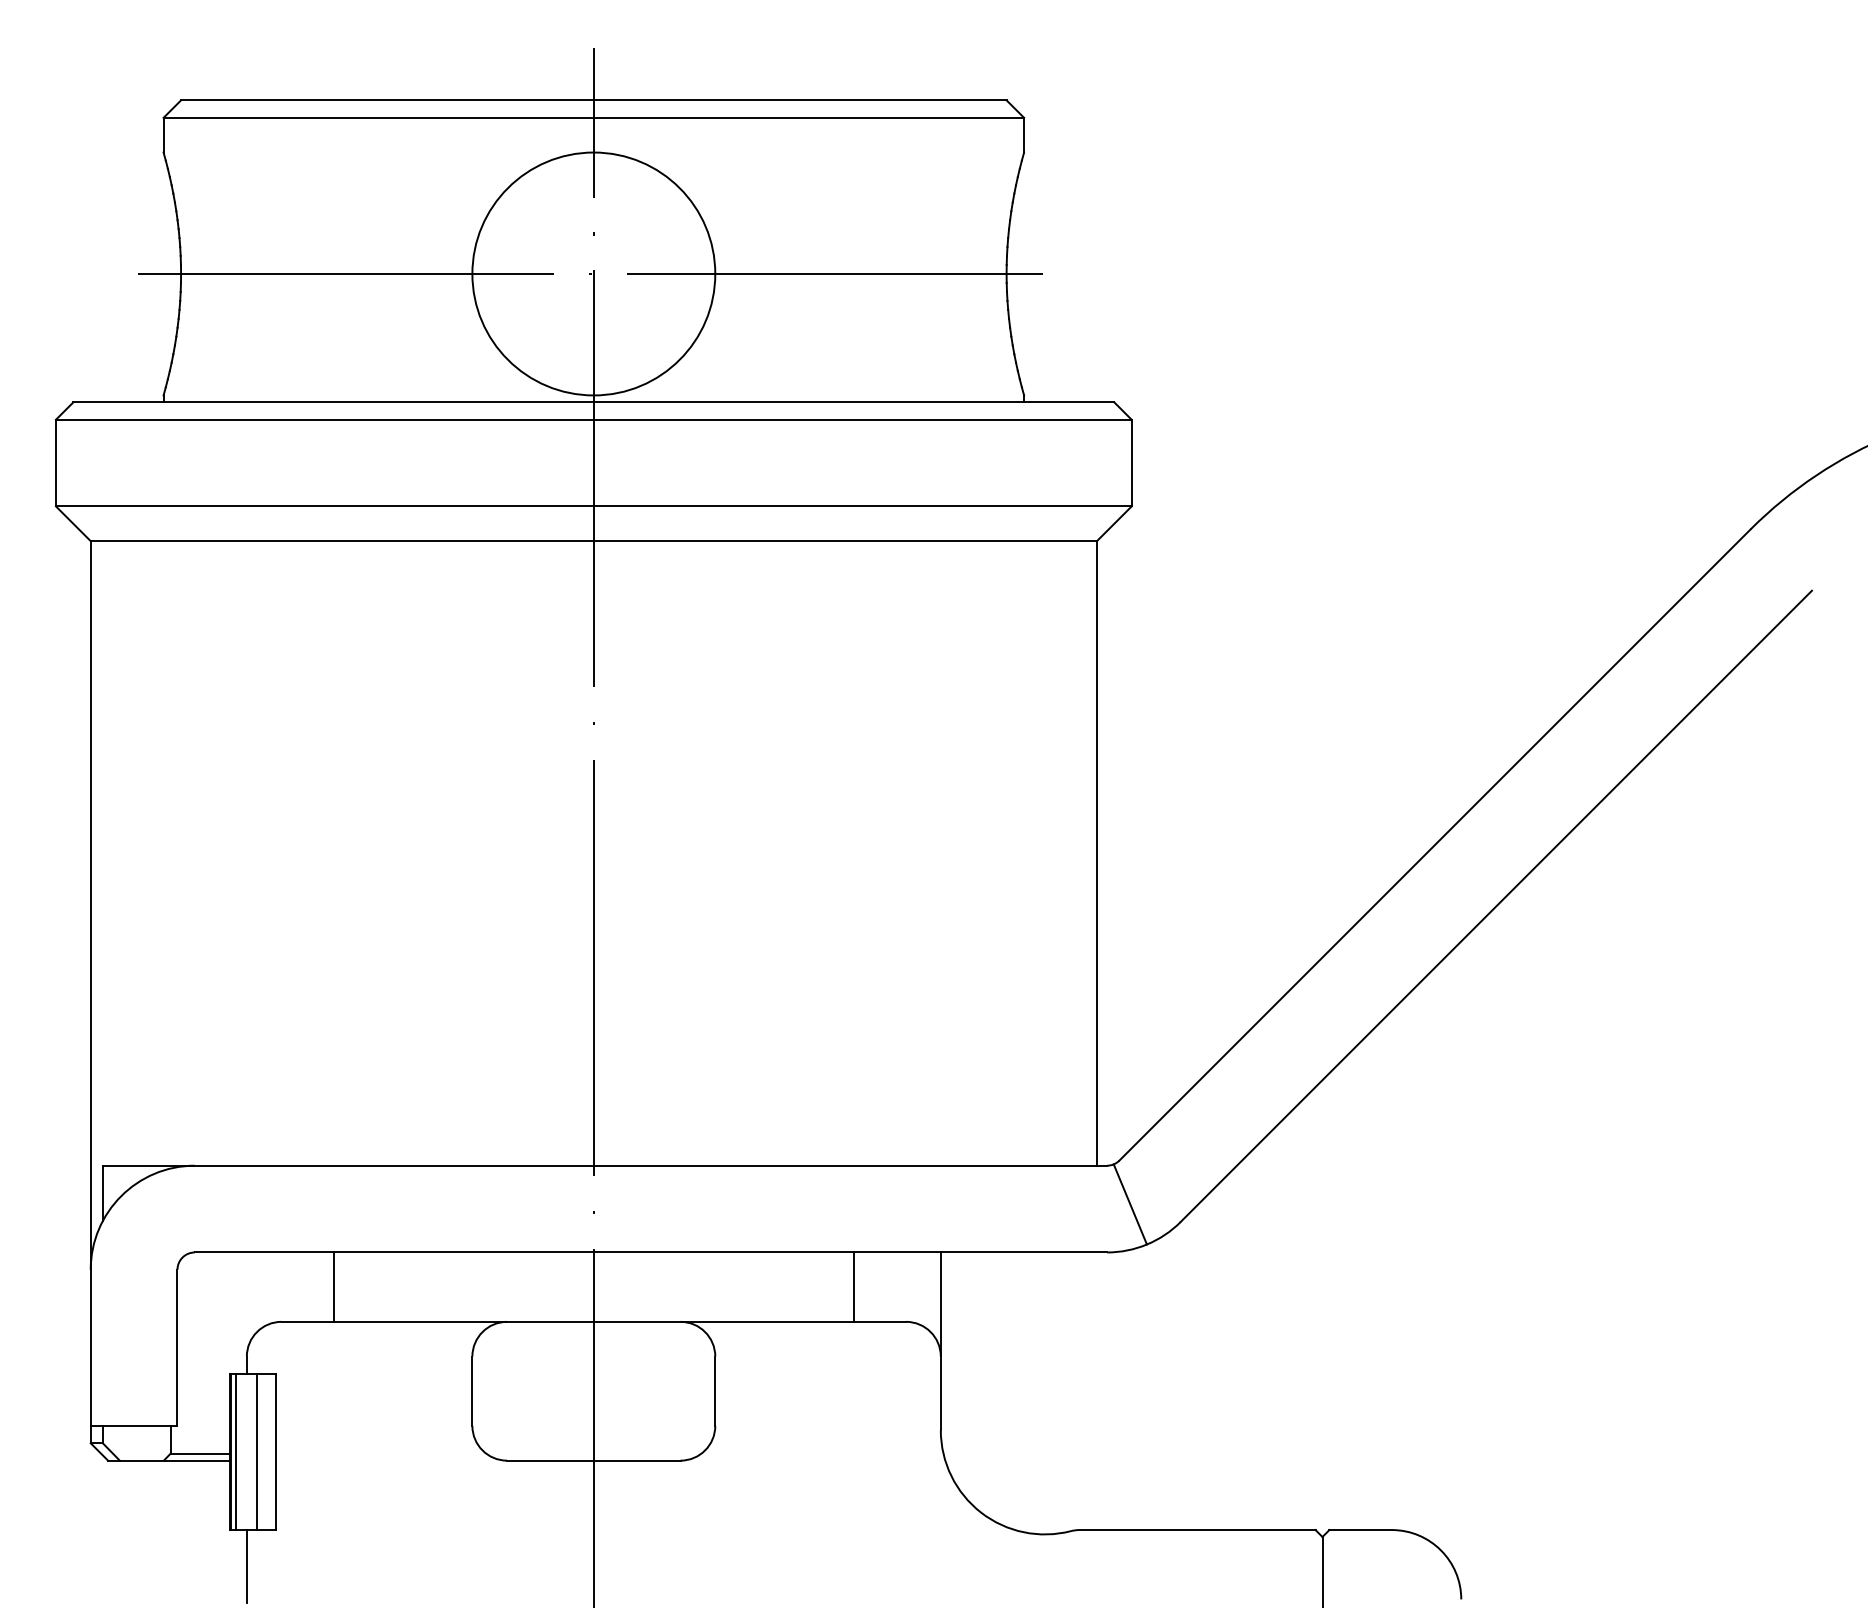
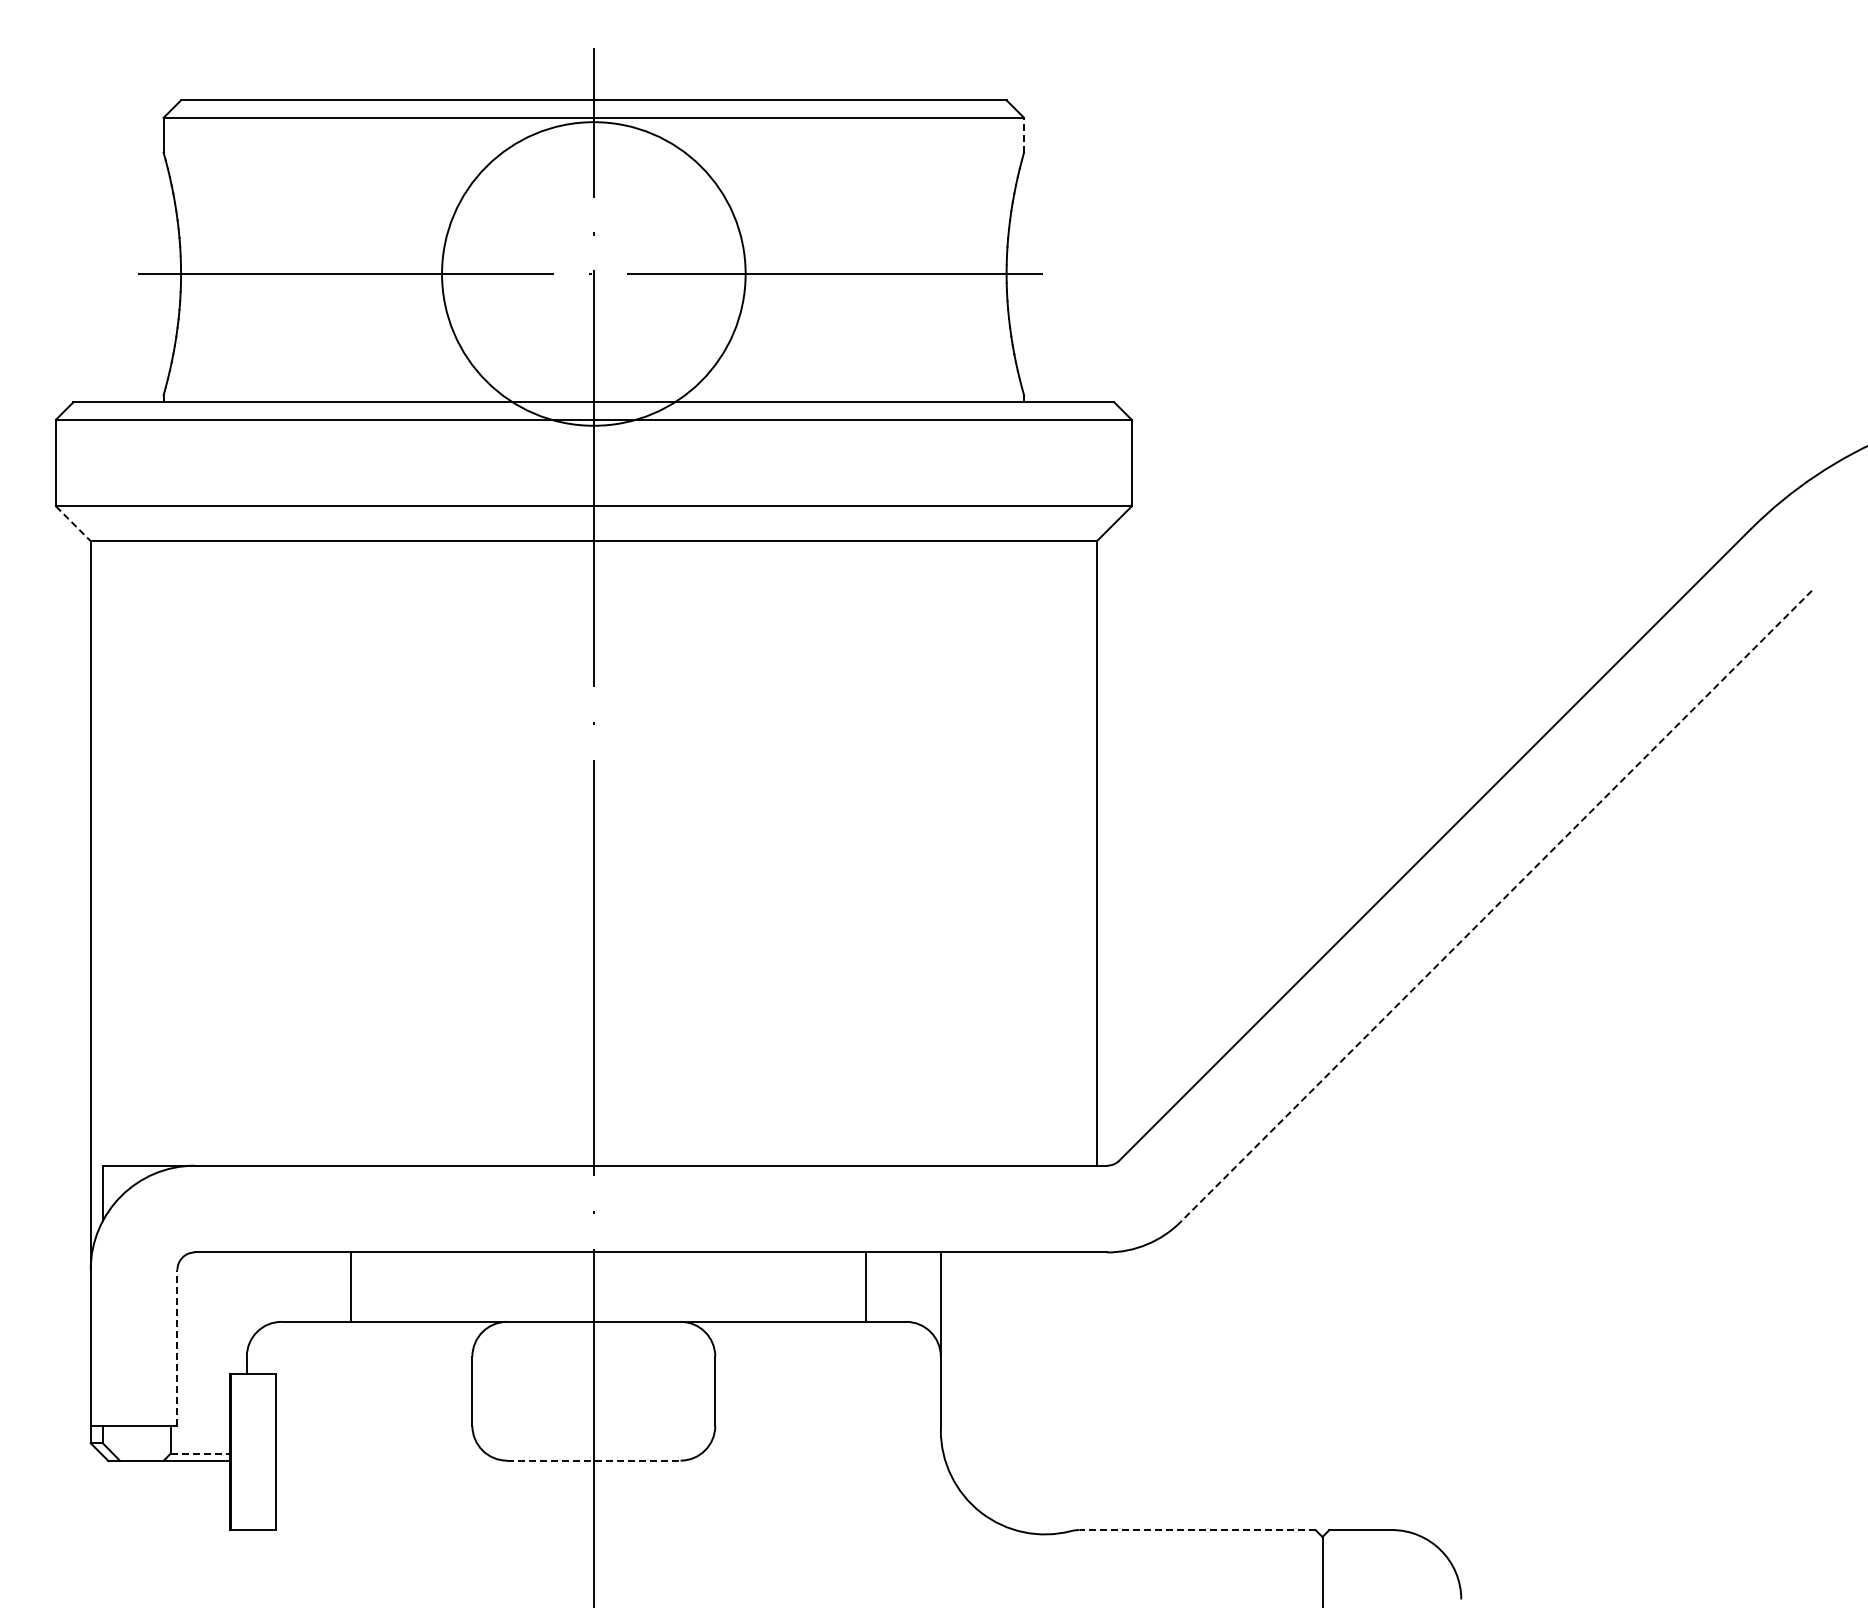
line: solid -> dashed (1024, 134)
circle diameter: 243 px -> 304 px (593, 273)
line: solid -> dashed (73, 523)
line: solid -> dashed (1495, 906)
line: present -> none (1129, 1204)
line position: (333, 1286) -> (350, 1286) (350, 1286)
line position: (854, 1286) -> (866, 1286) (866, 1286)
line: solid -> dashed (177, 1347)
line: present -> none (236, 1451)
line: present -> none (257, 1451)
line: solid -> dashed (200, 1453)
line: solid -> dashed (593, 1460)
line: solid -> dashed (1197, 1530)
line: present -> none (246, 1566)
